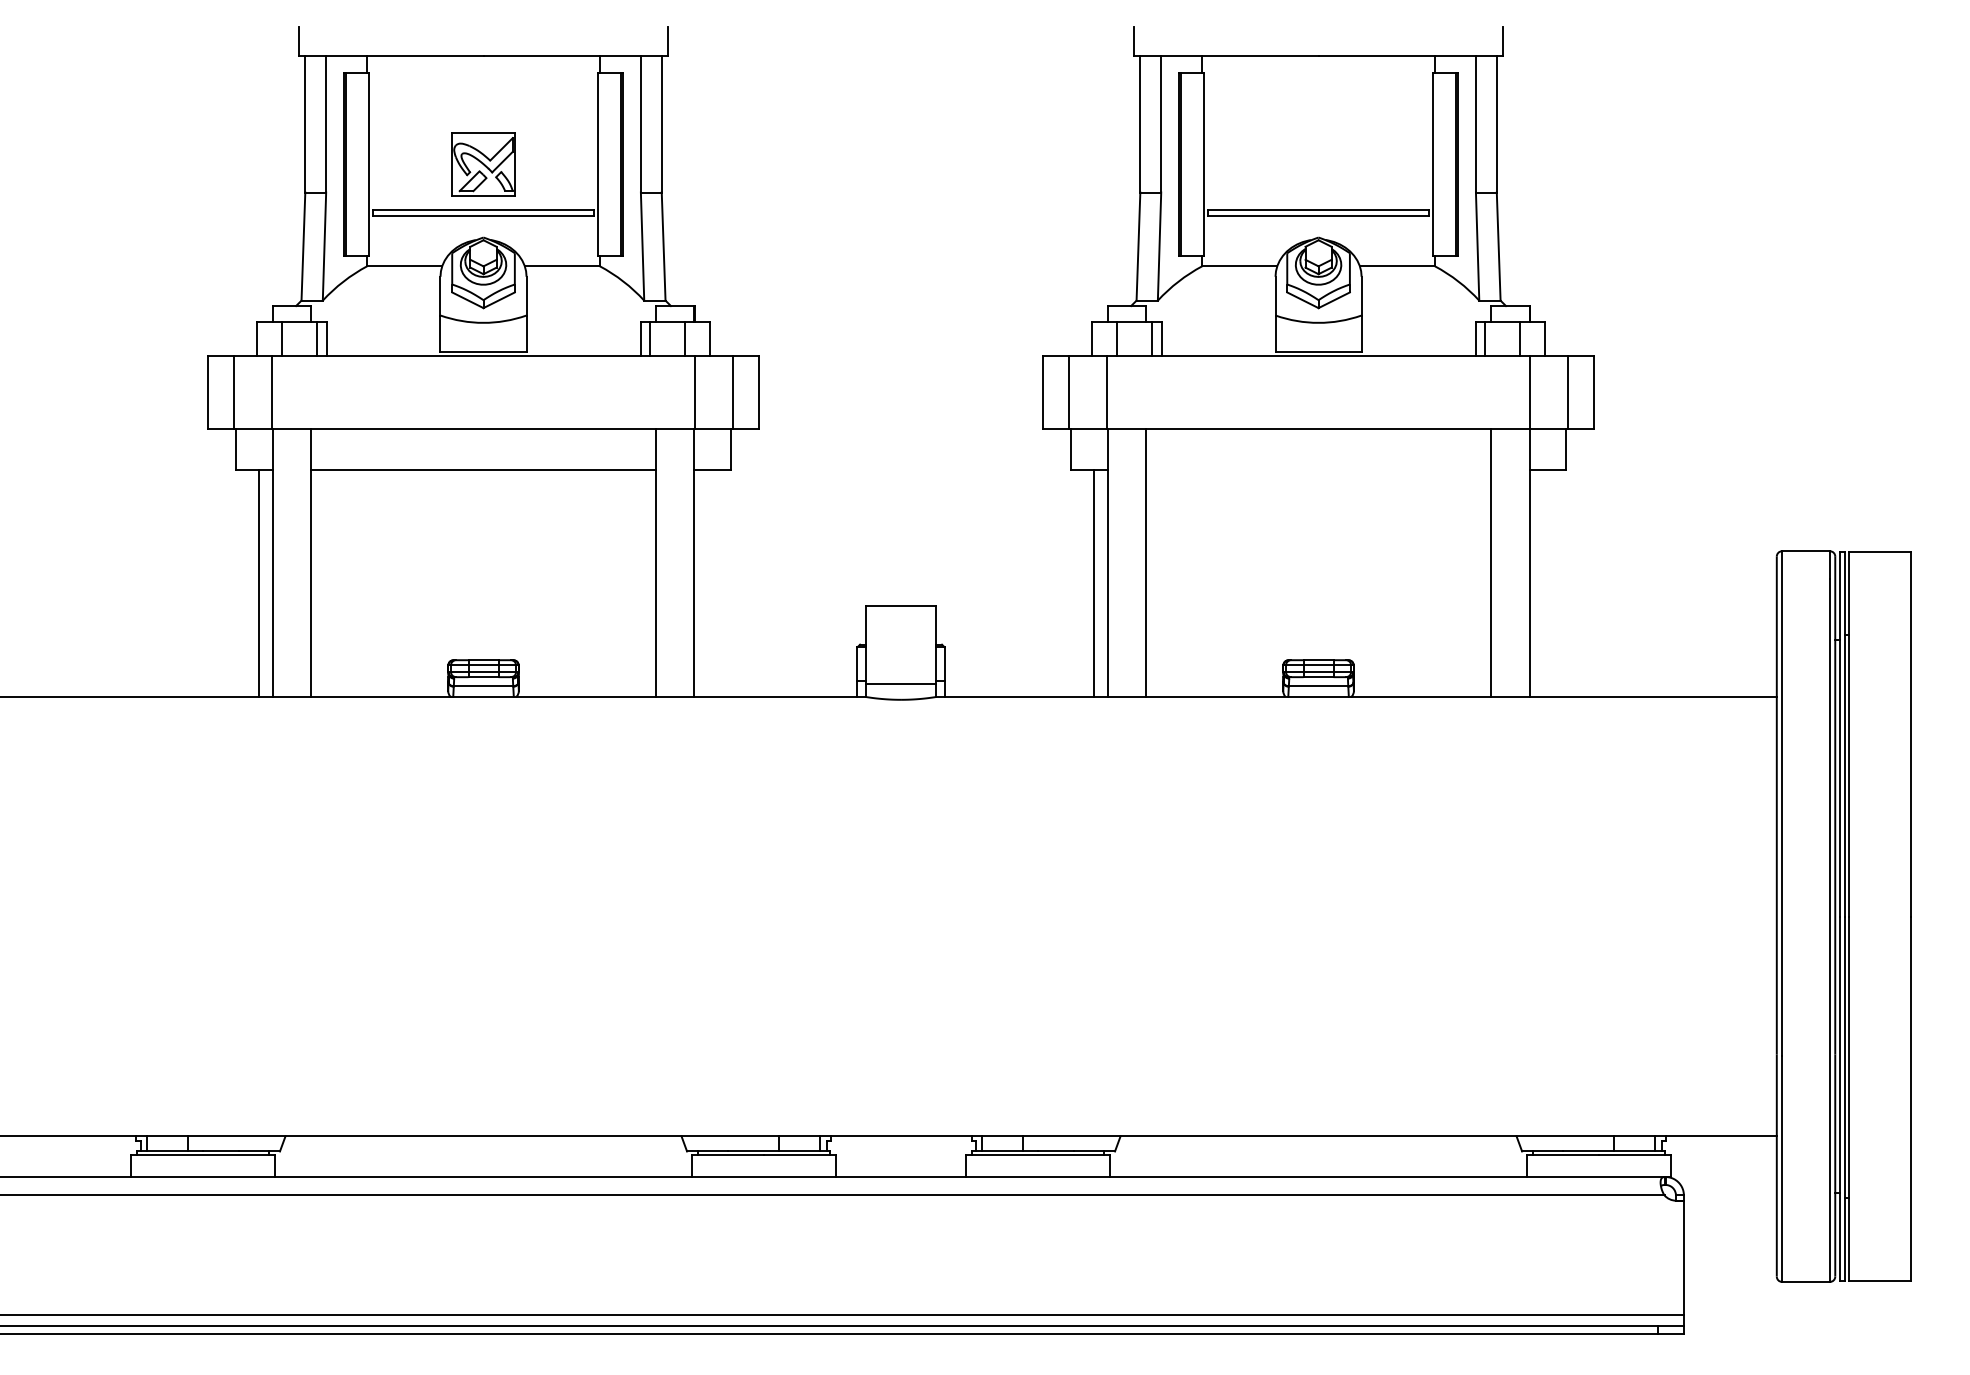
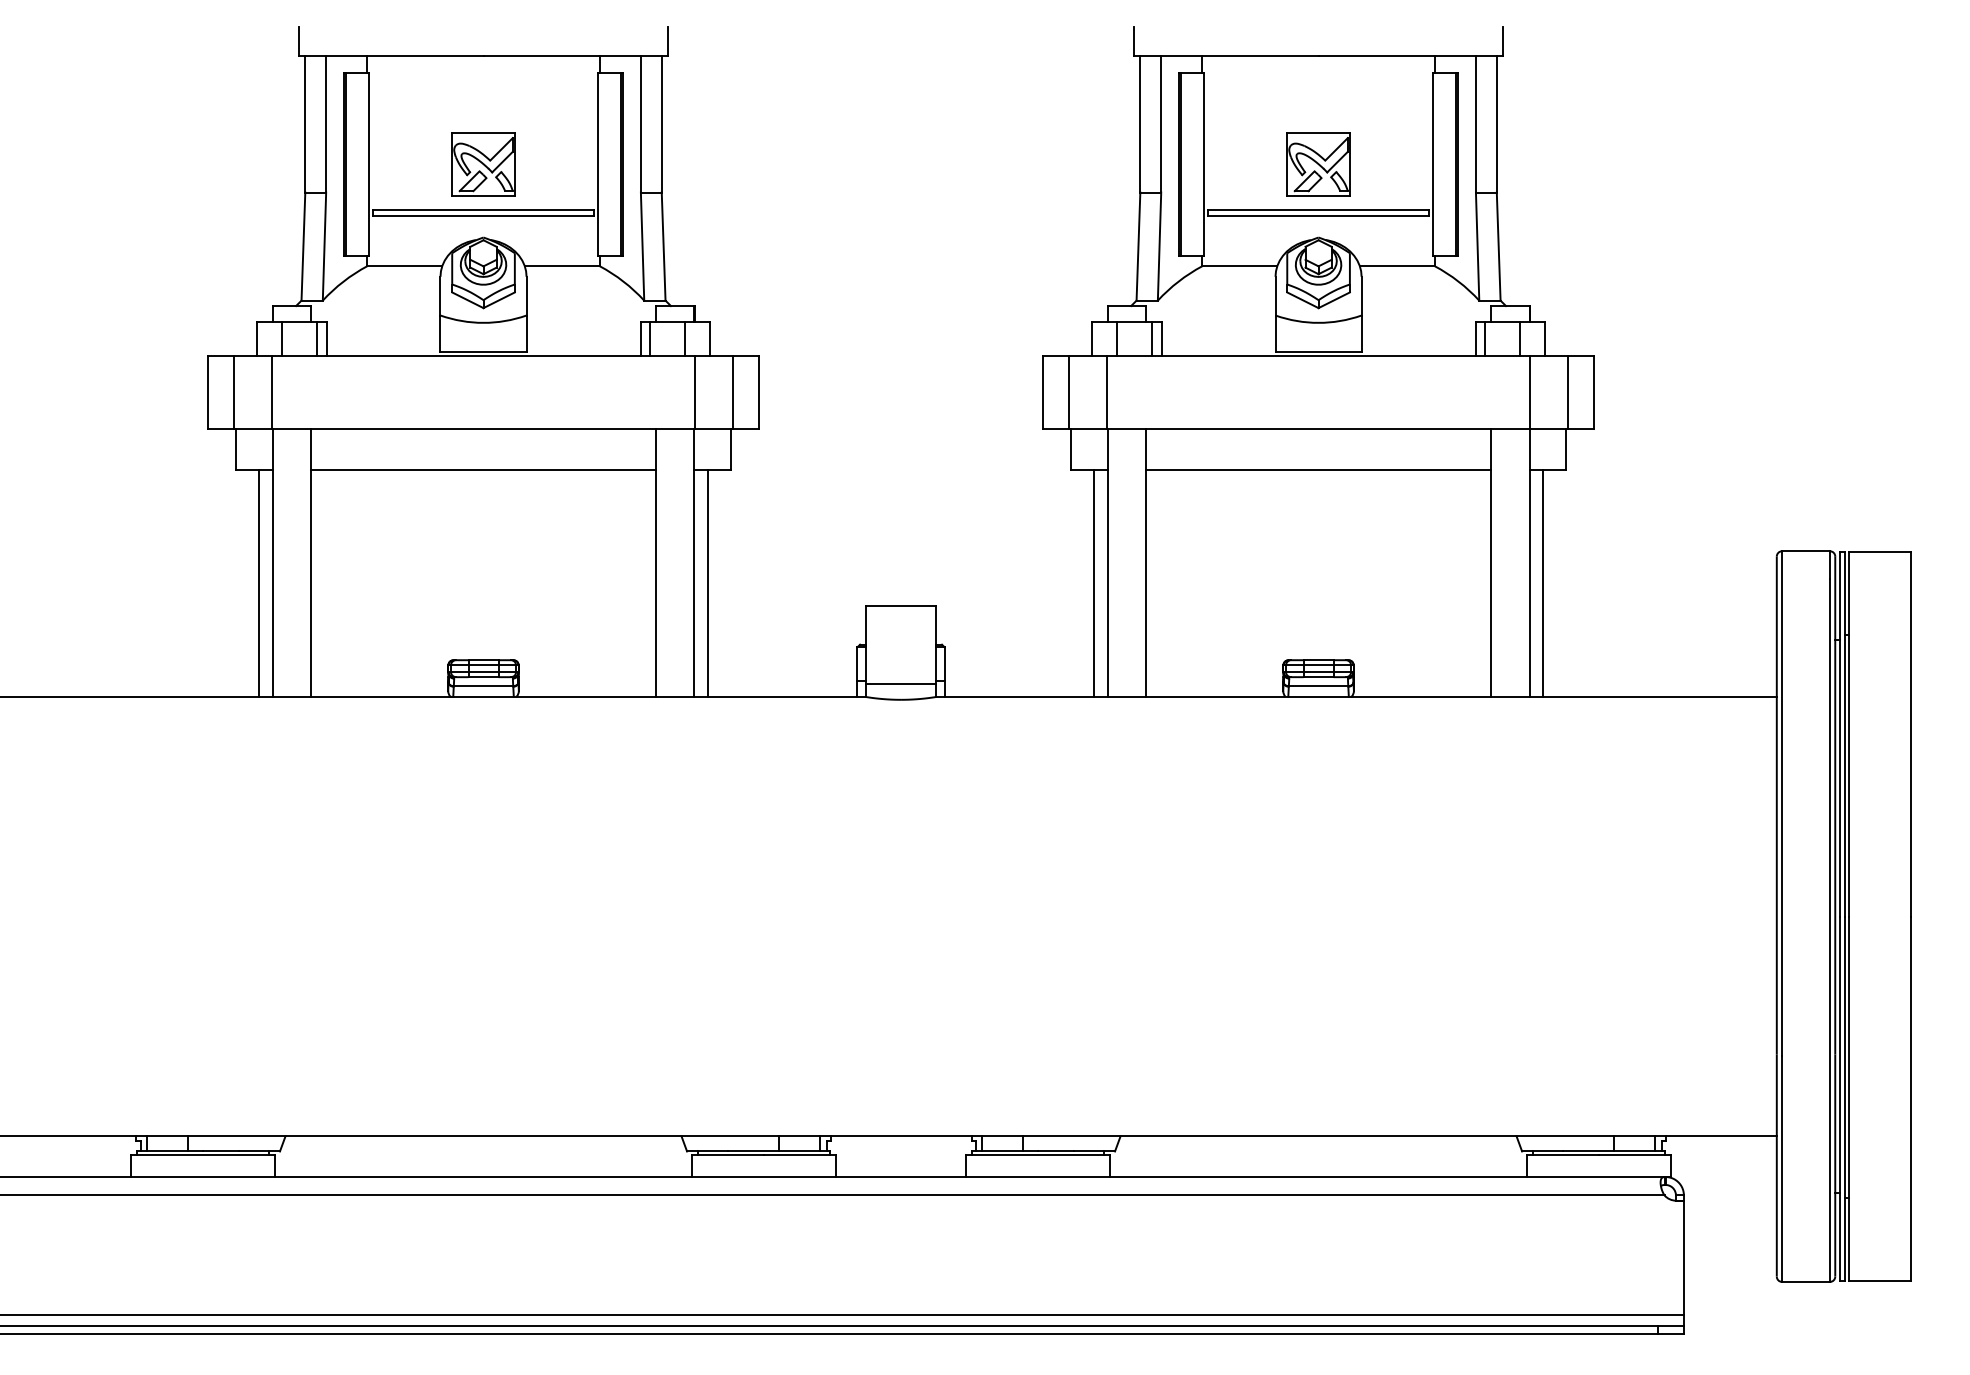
part: none -> present (1318, 164)
line: none -> present (1318, 470)
line: none -> present (707, 583)
line: none -> present (1542, 583)
